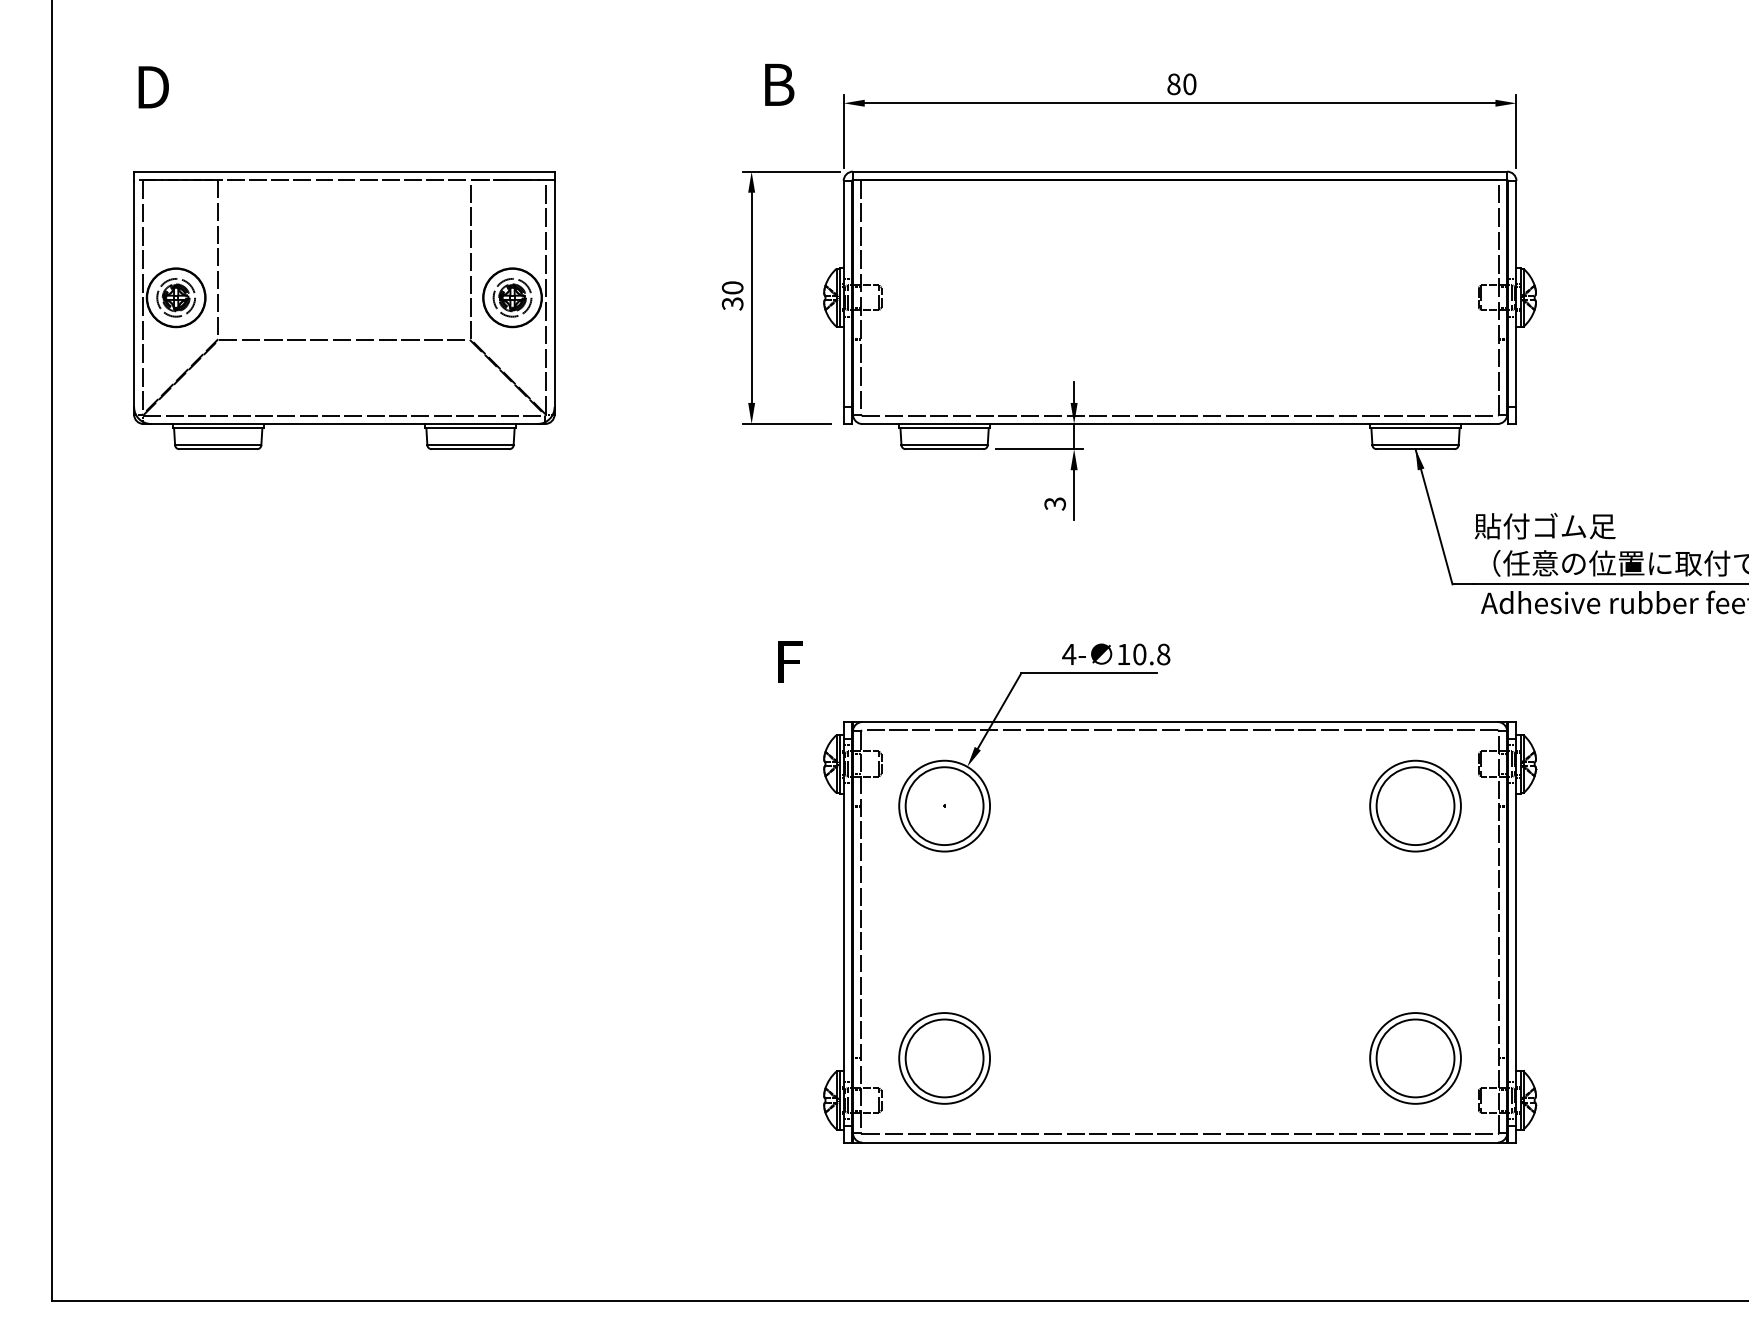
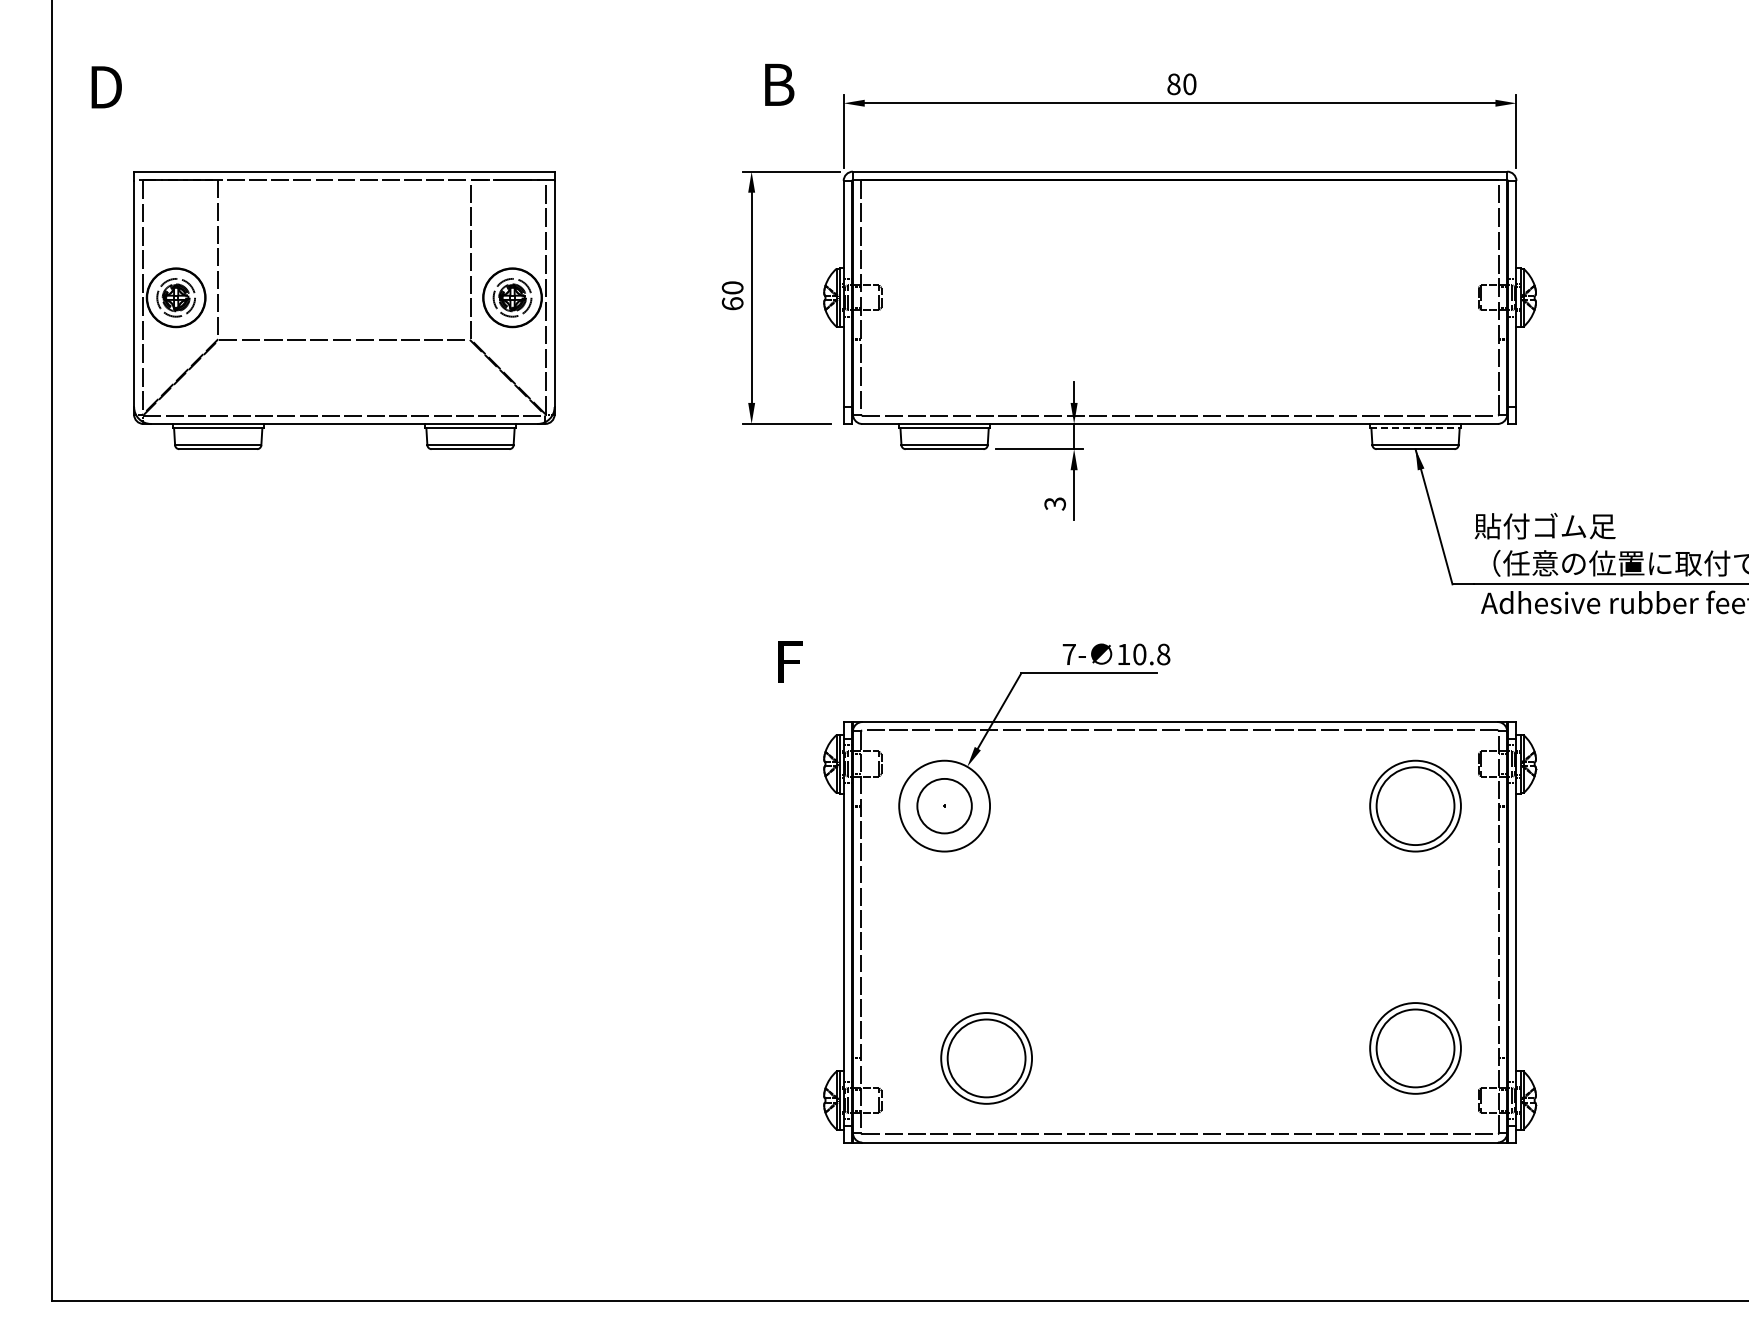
text position: (153, 87) -> (106, 87) (106, 87)
text: 30 -> 60 (732, 303)
line: solid -> dashed (1416, 428)
text: 4- -> 7- (1069, 654)
circle diameter: 78 px -> 54 px (944, 805)
part position: (944, 1058) -> (986, 1058) (986, 1058)
part position: (1415, 1058) -> (1415, 1048) (1415, 1048)
